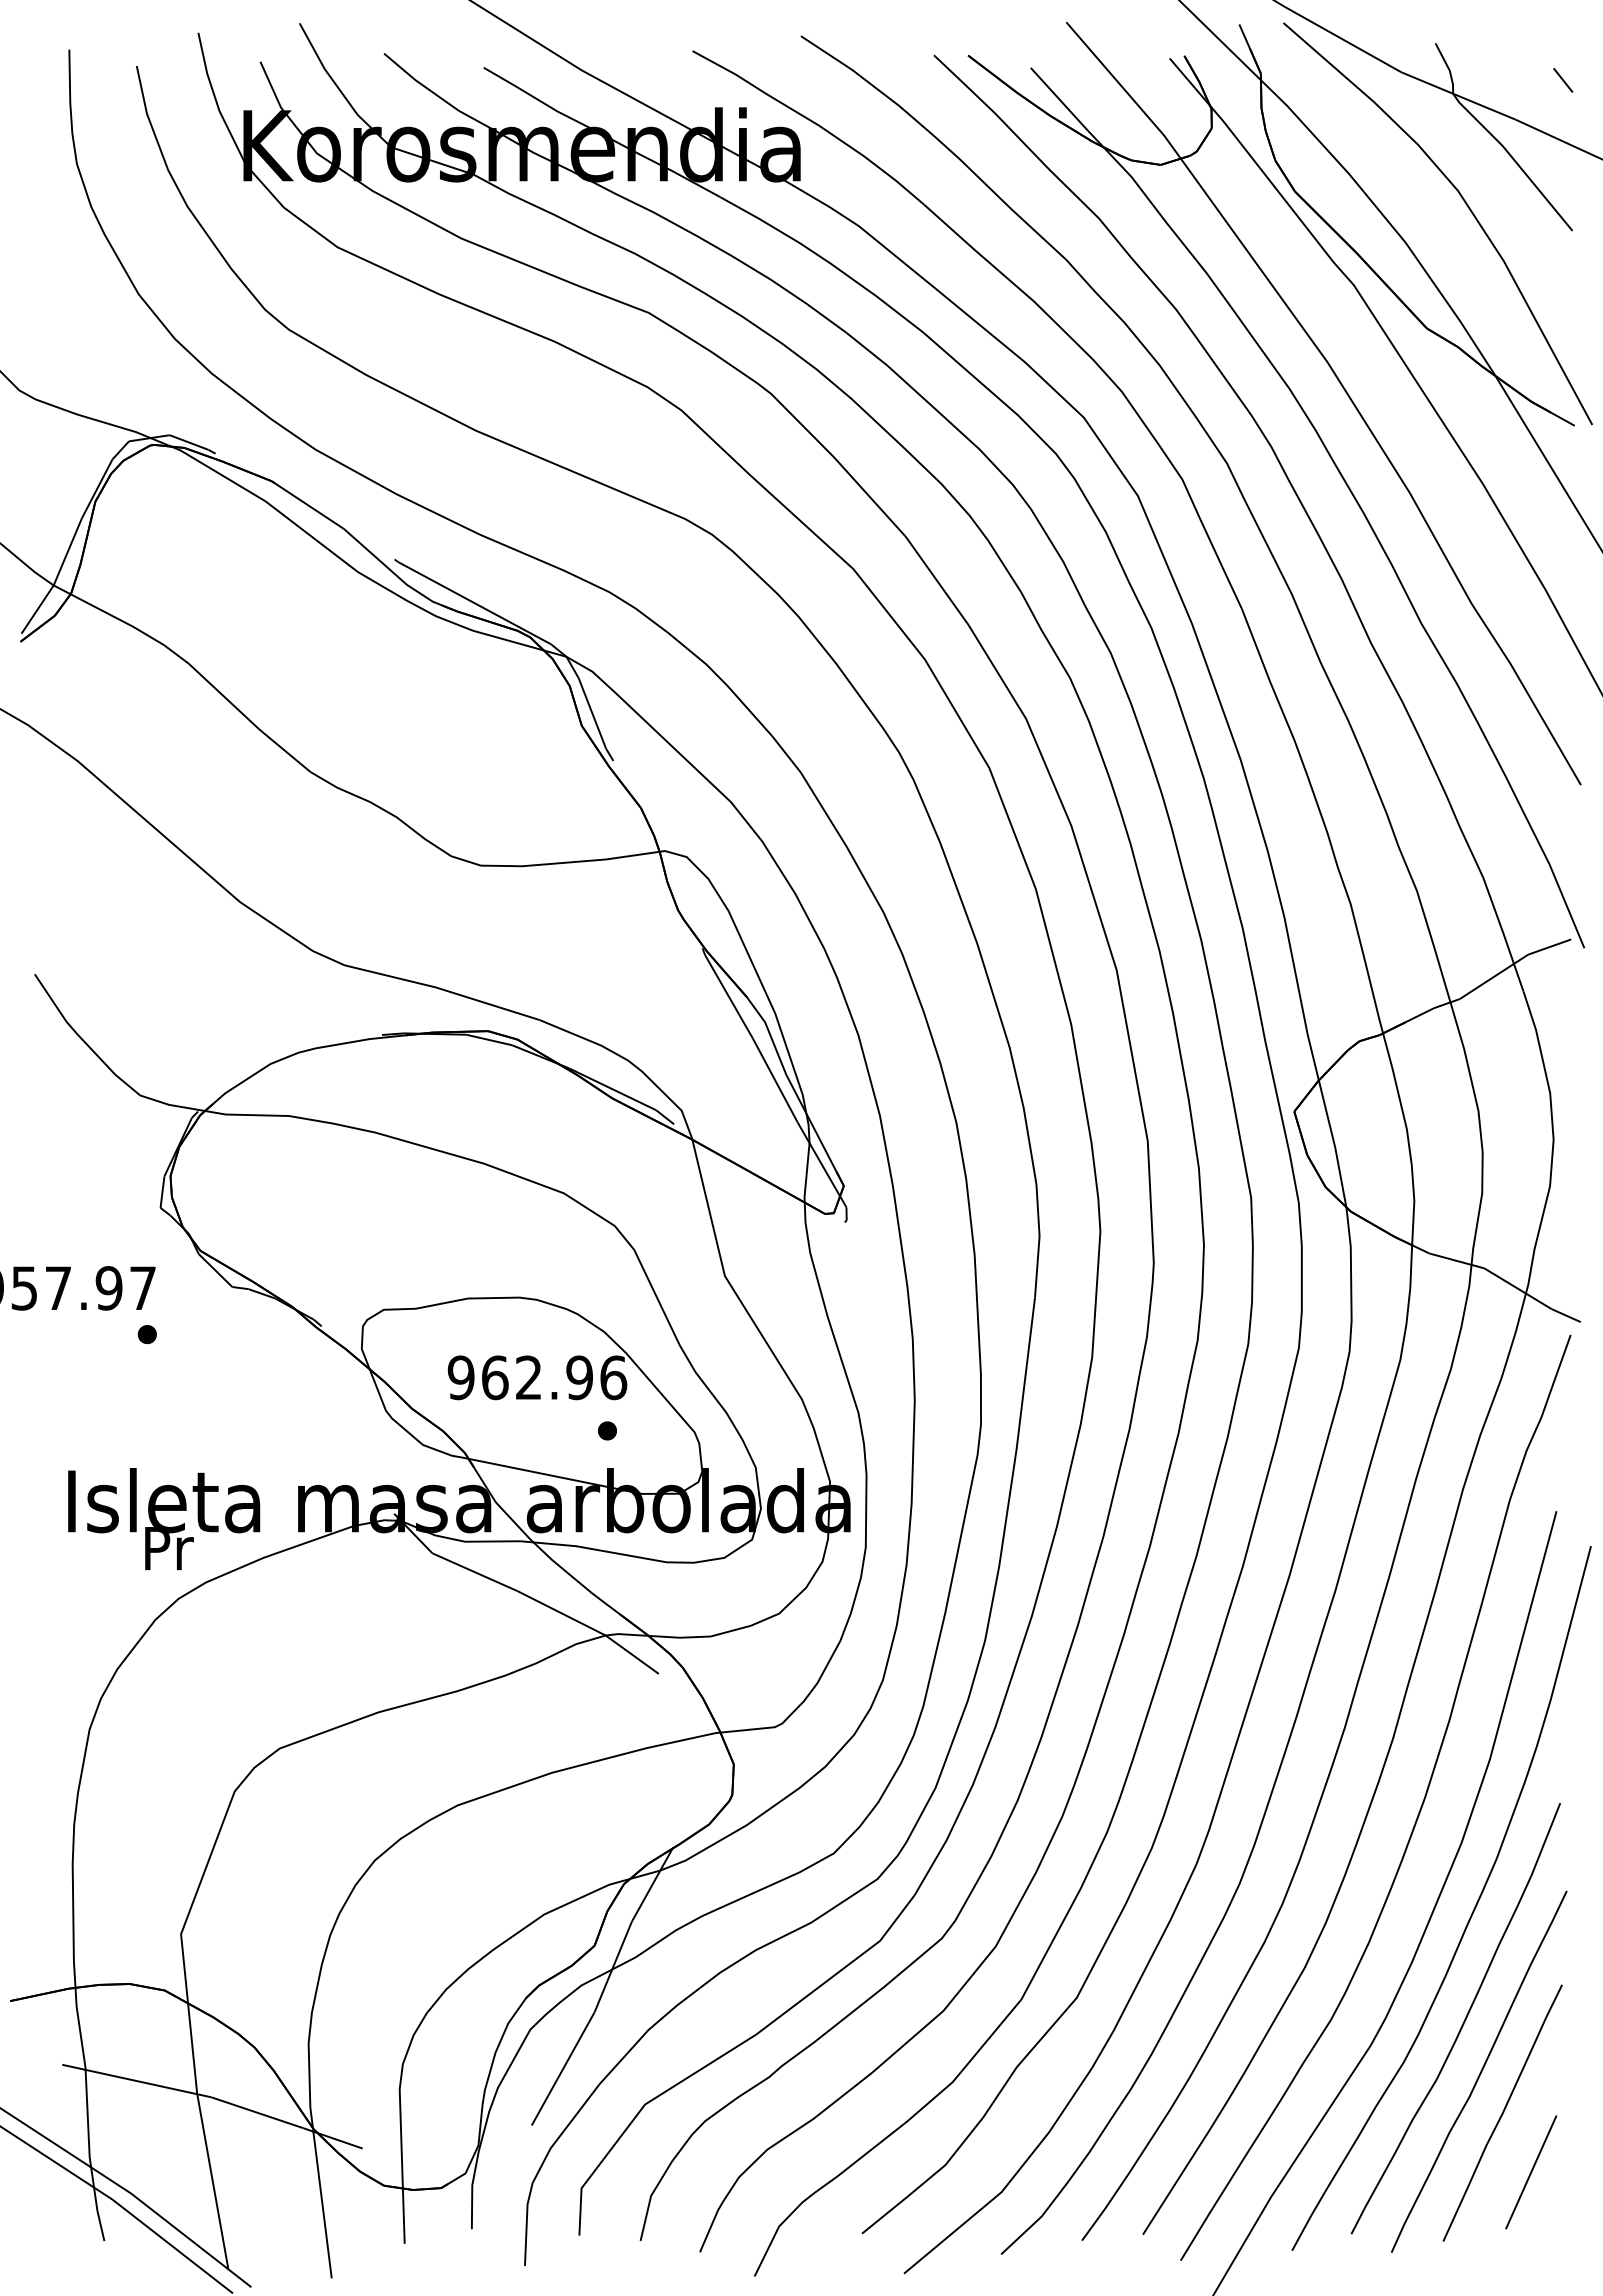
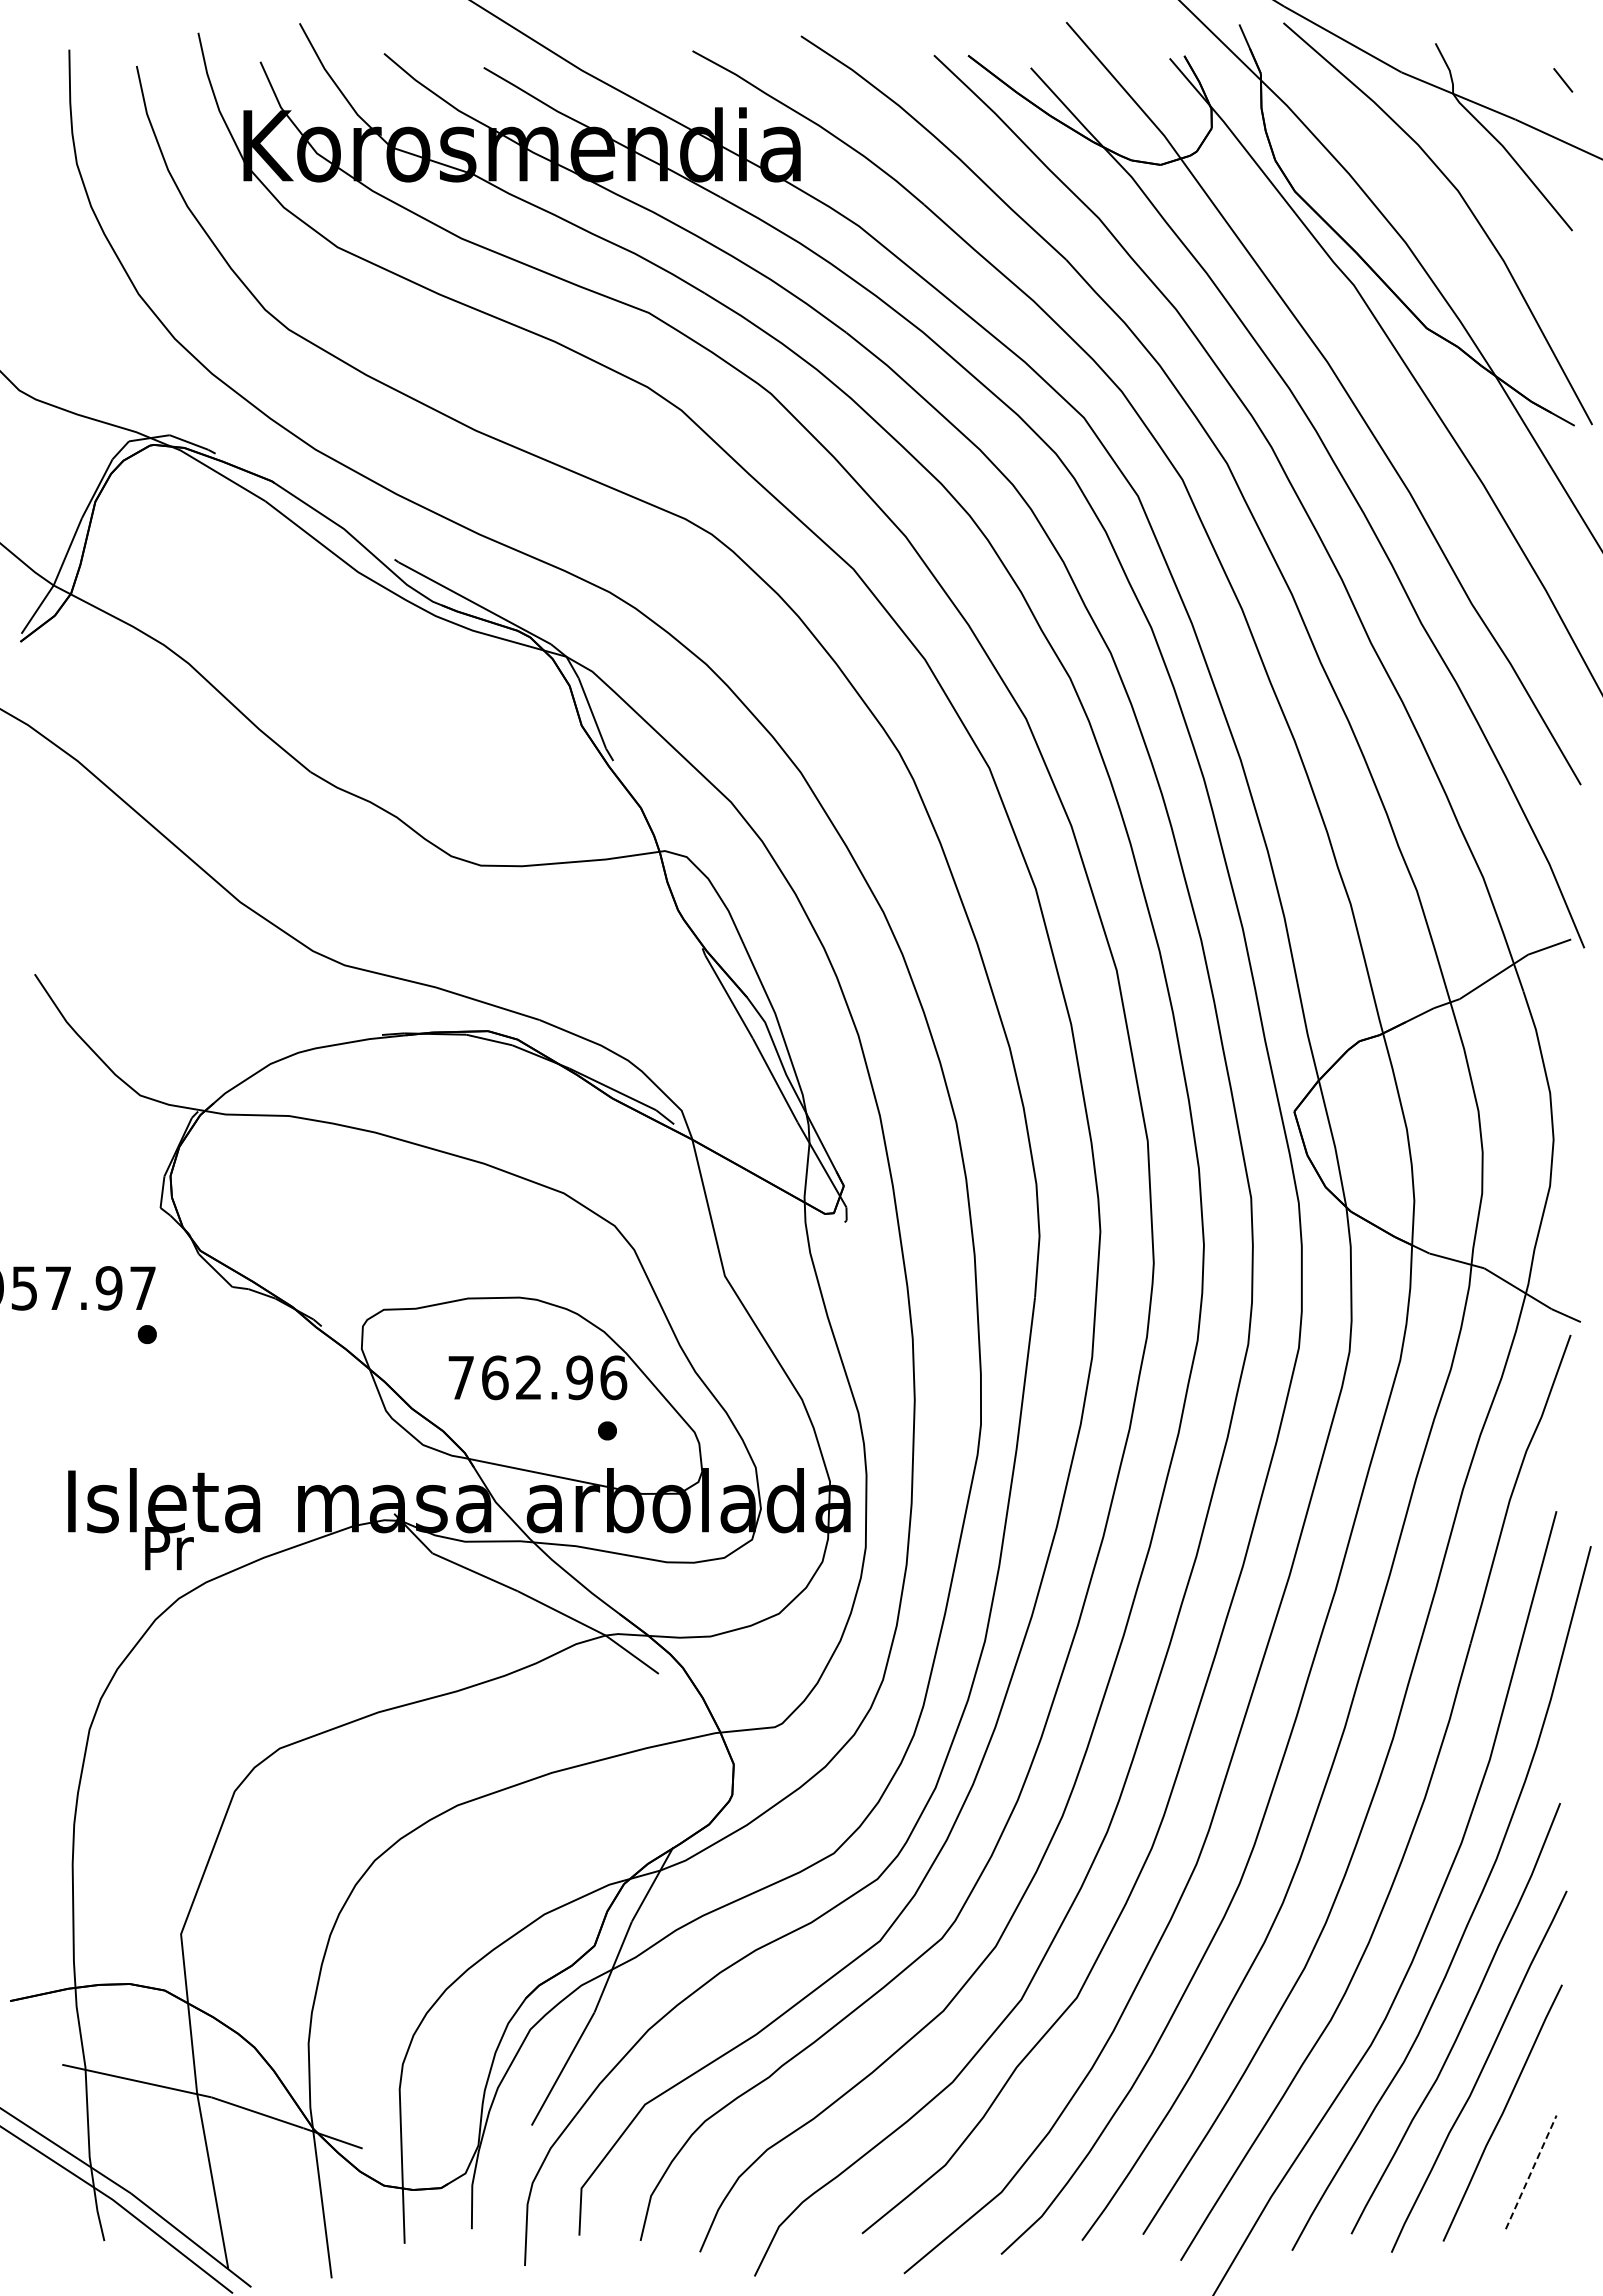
text: 962.96 -> 762.96 (460, 1377)
line: solid -> dashed (1531, 2171)
